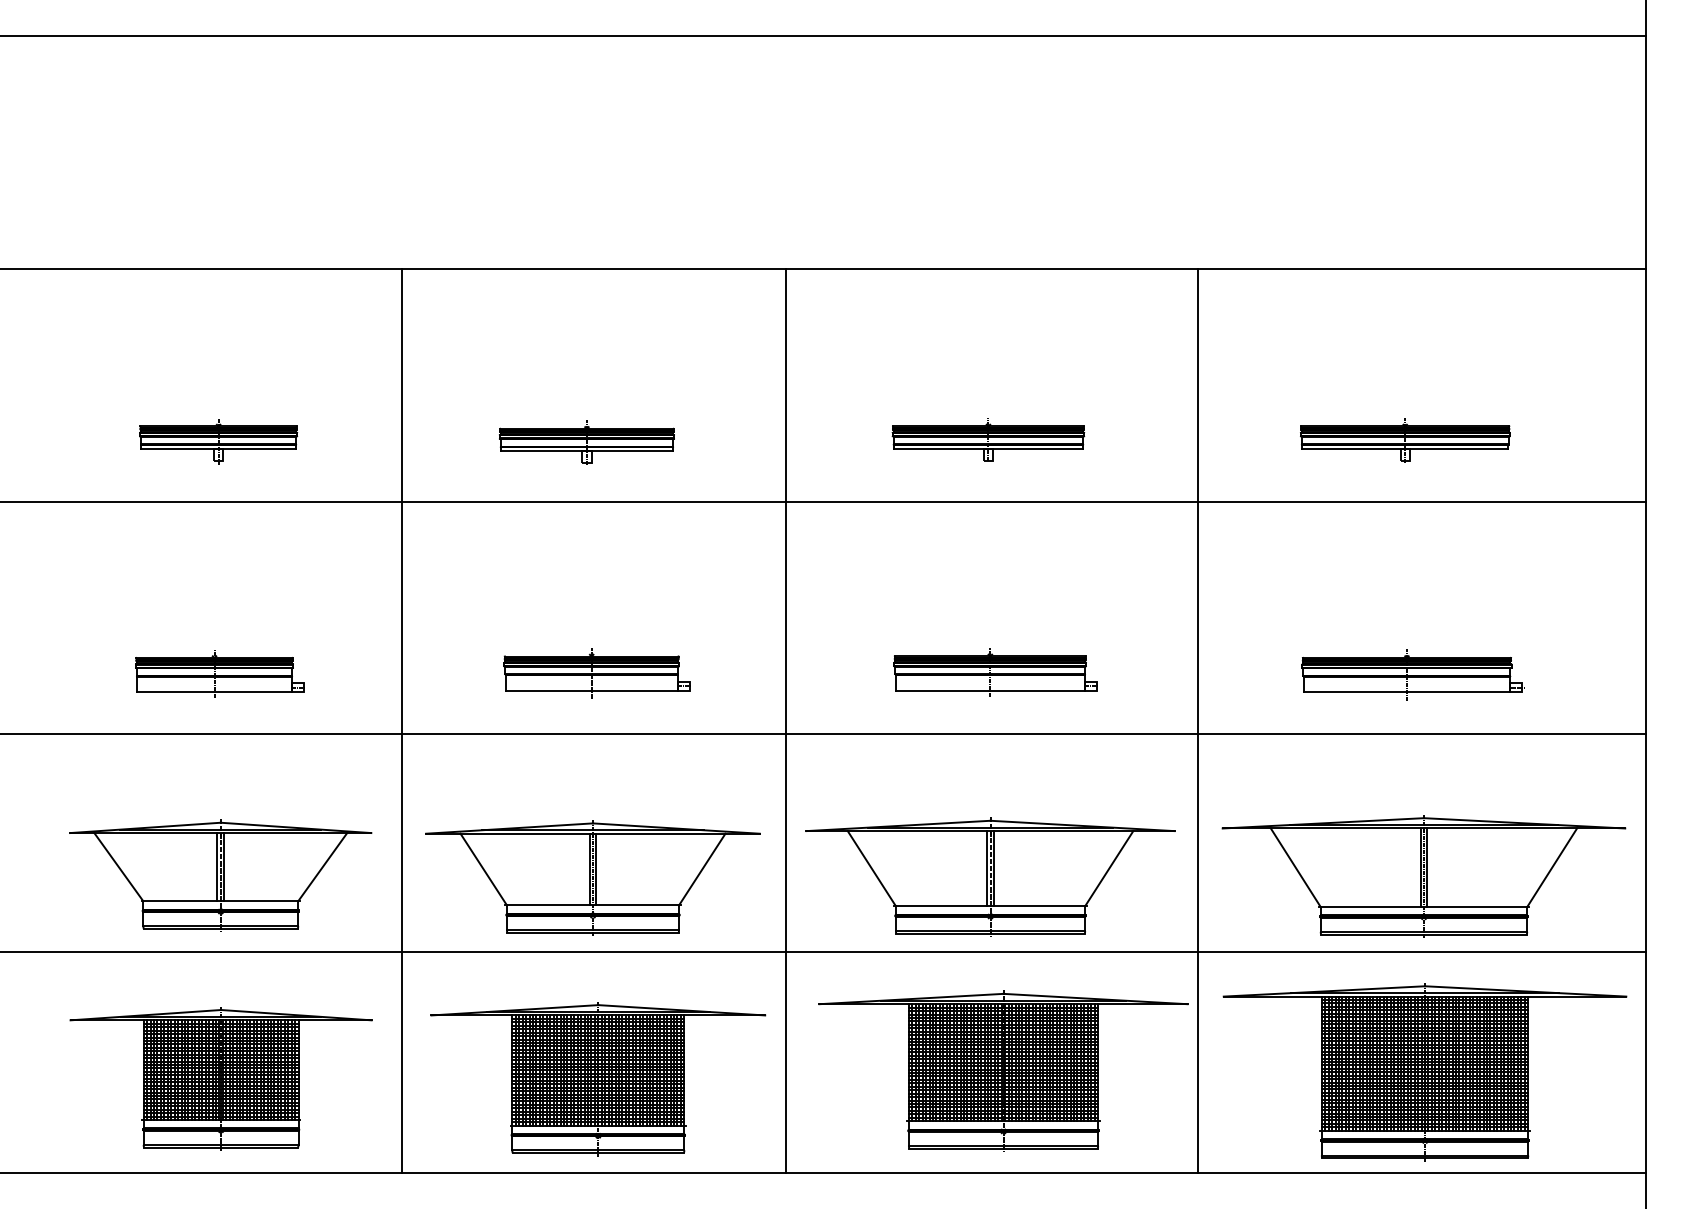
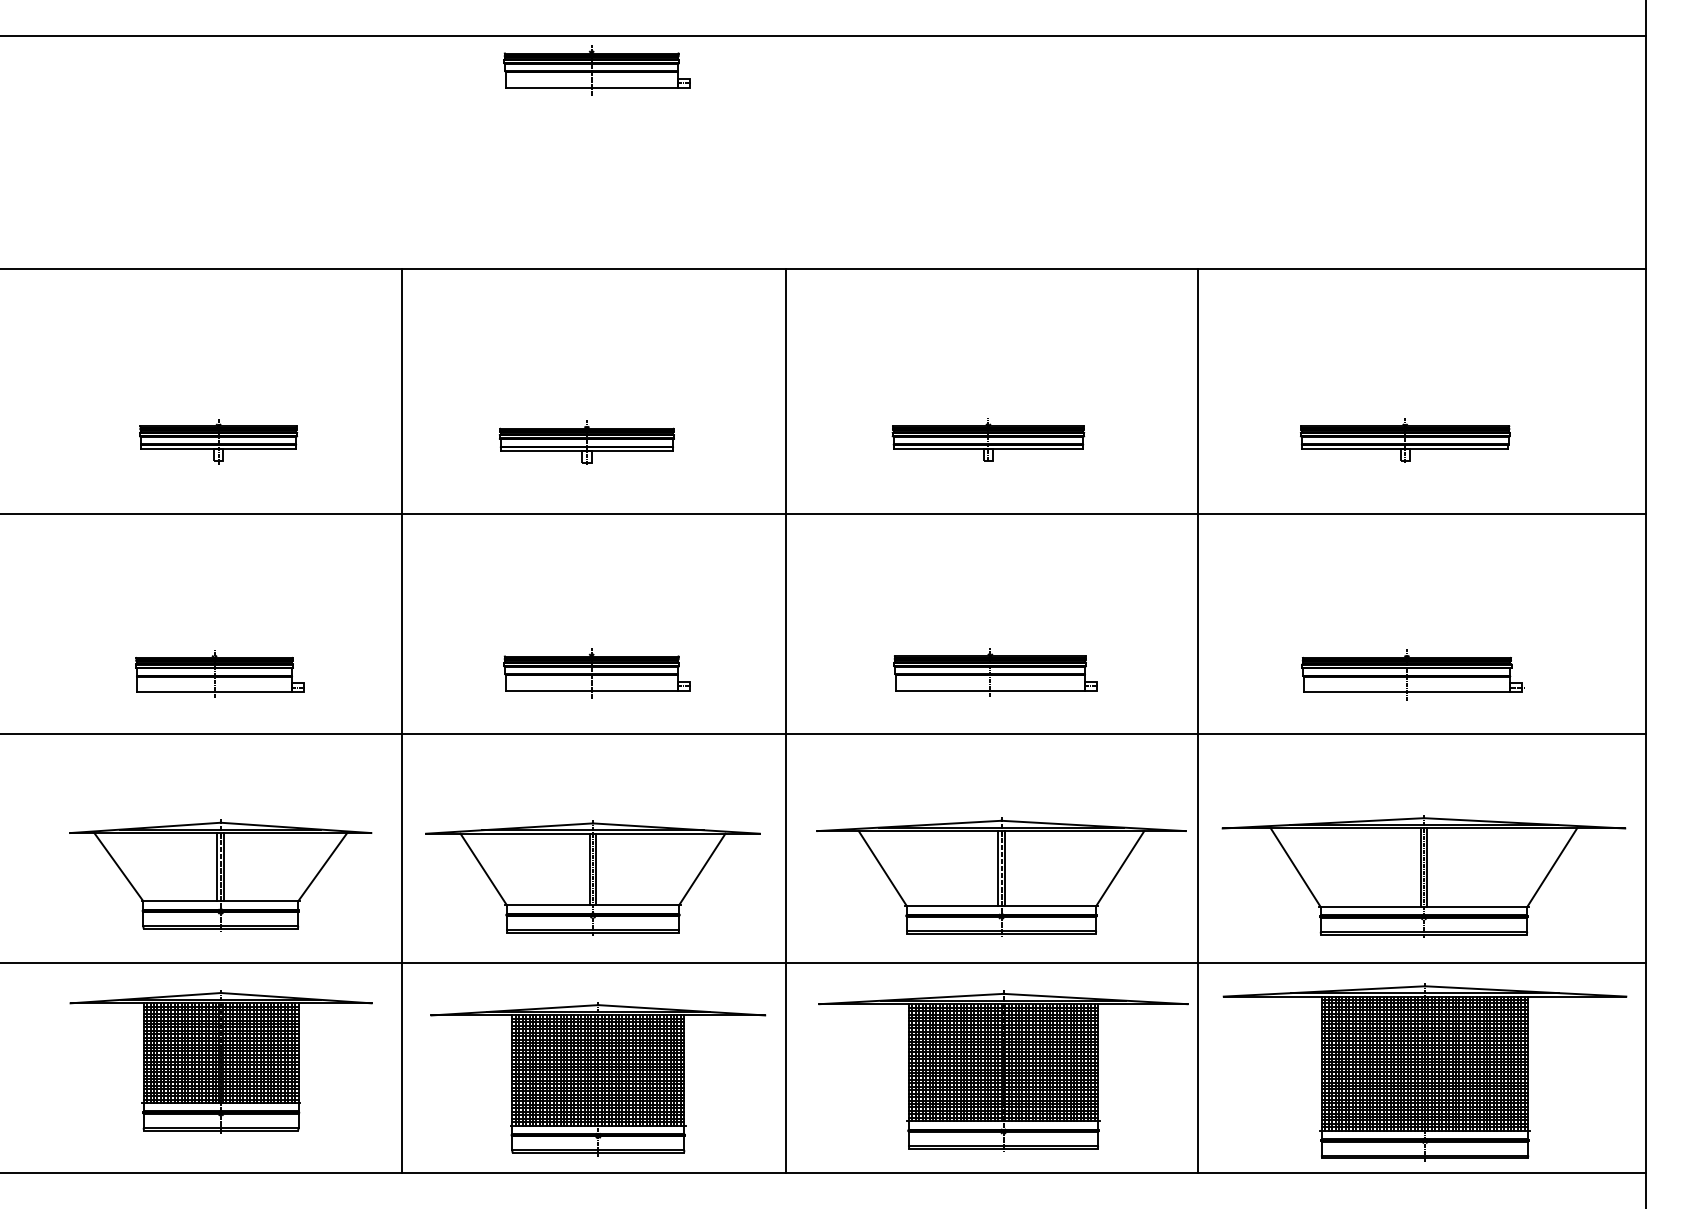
part: none -> present (596, 70)
line position: (824, 501) -> (824, 513) (824, 513)
part position: (990, 876) -> (1001, 876) (1001, 876)
line position: (824, 952) -> (824, 963) (824, 963)
part position: (220, 1078) -> (220, 1061) (220, 1061)
